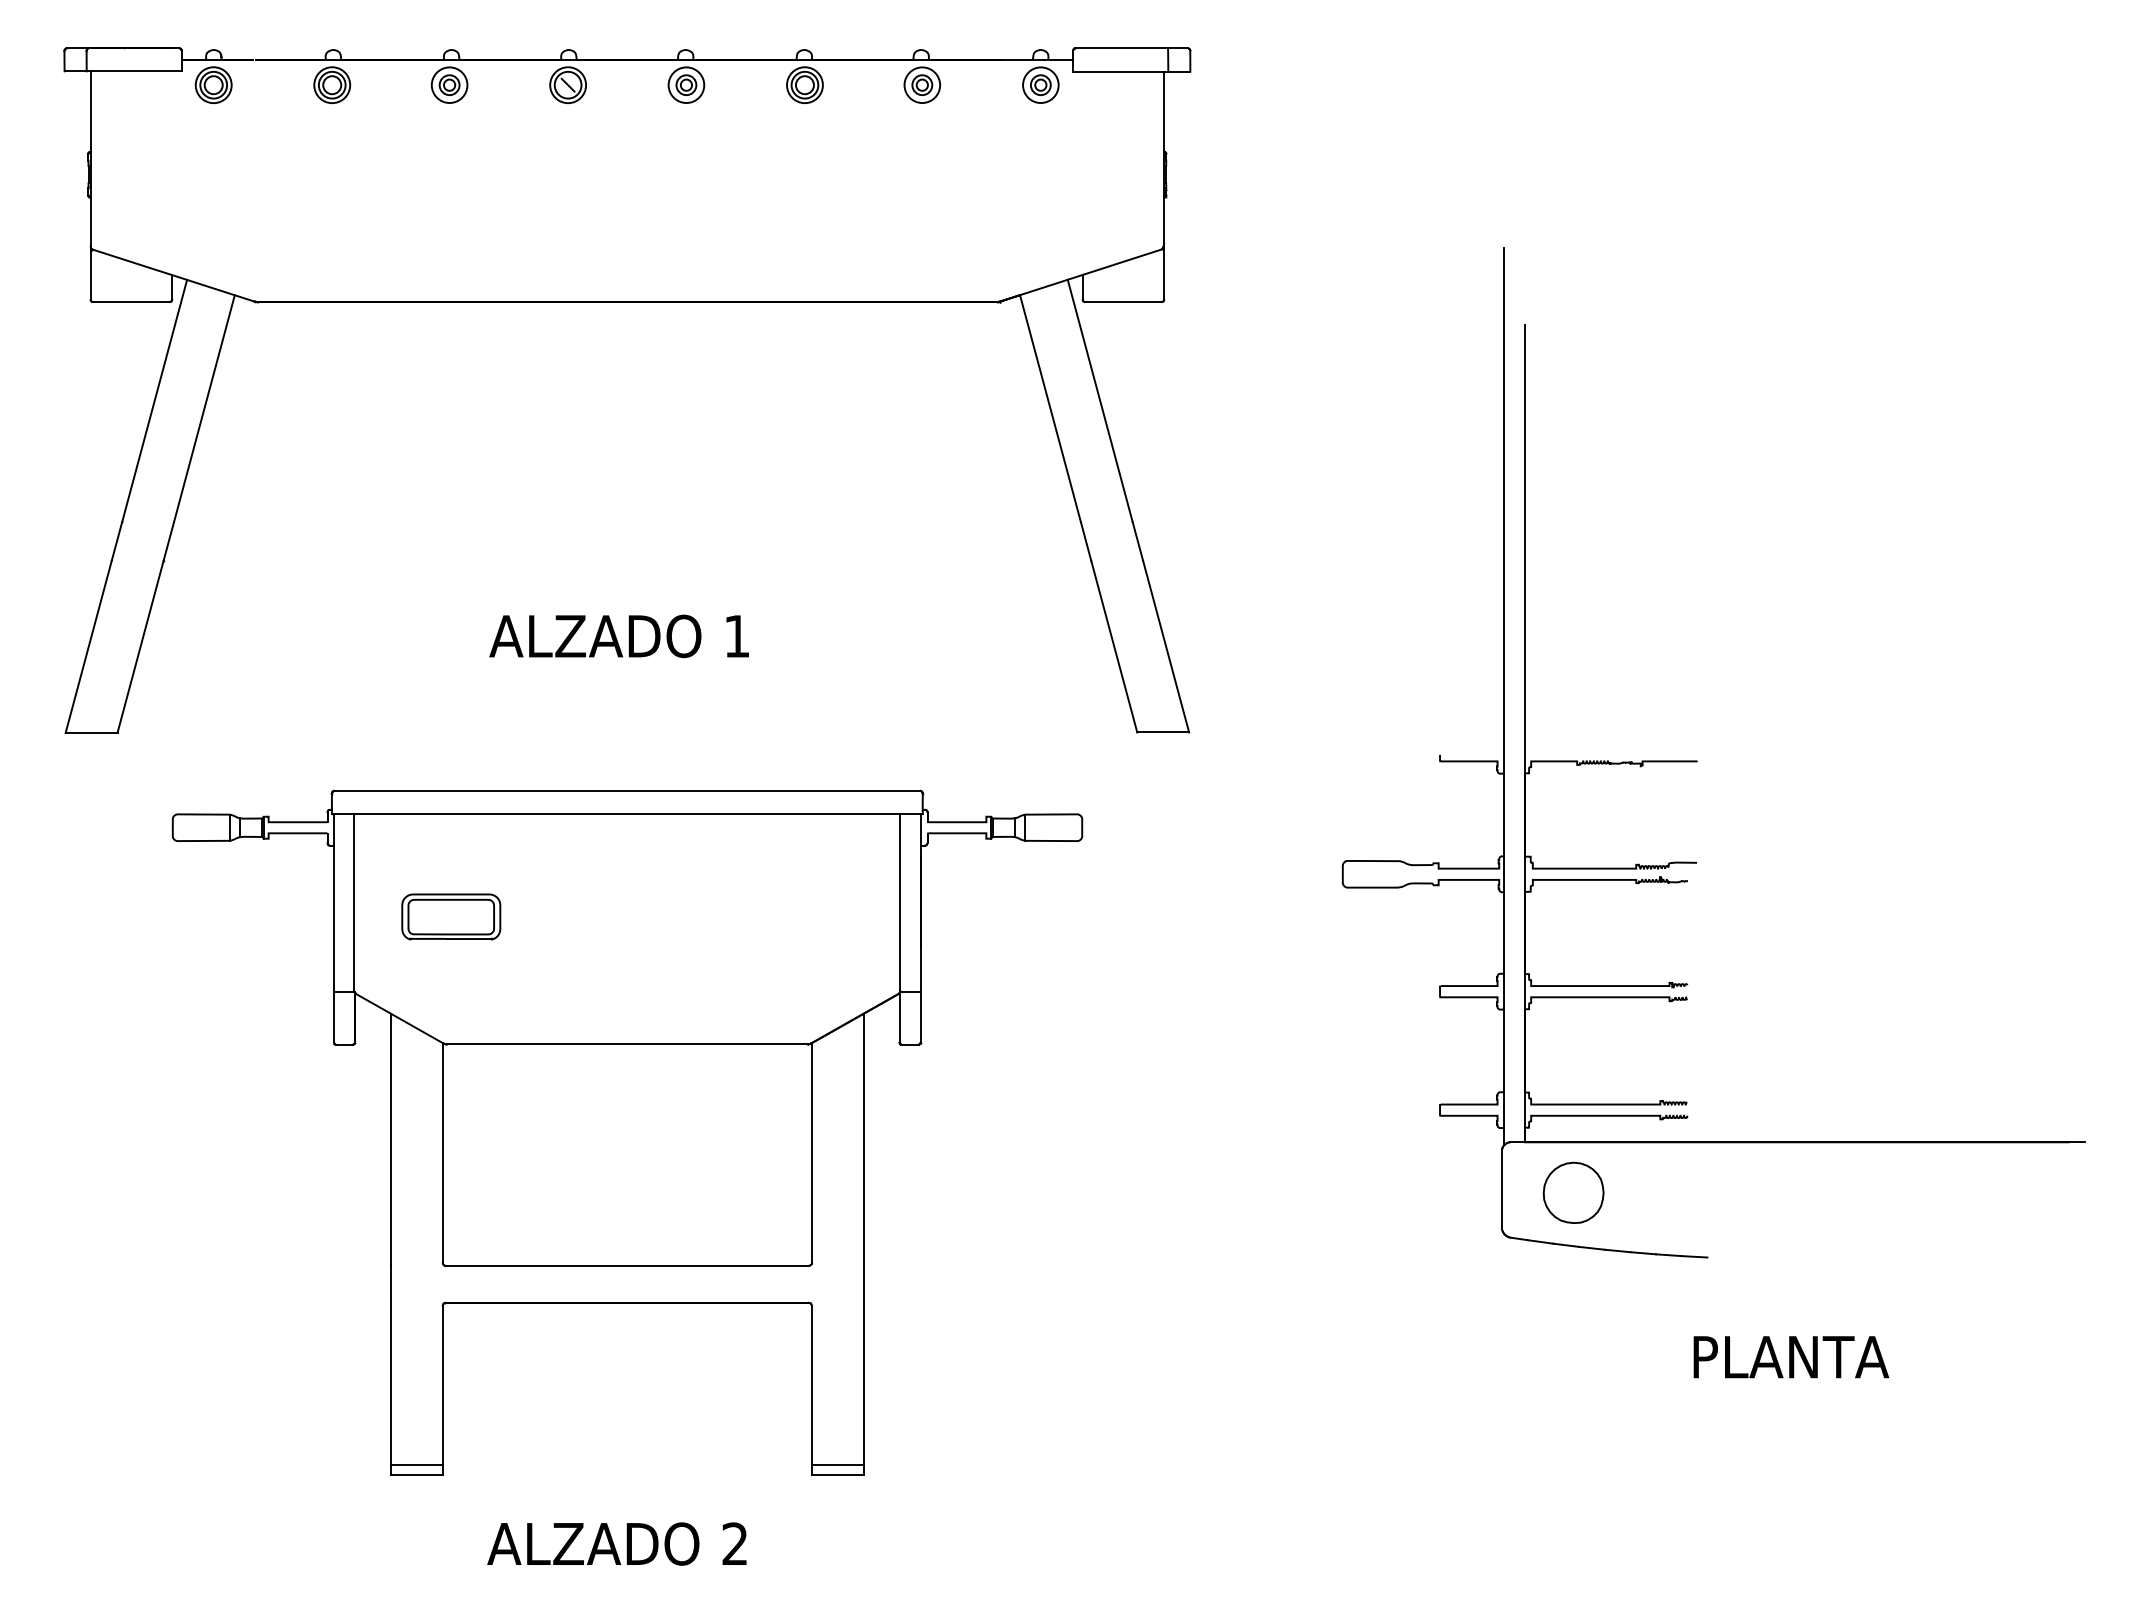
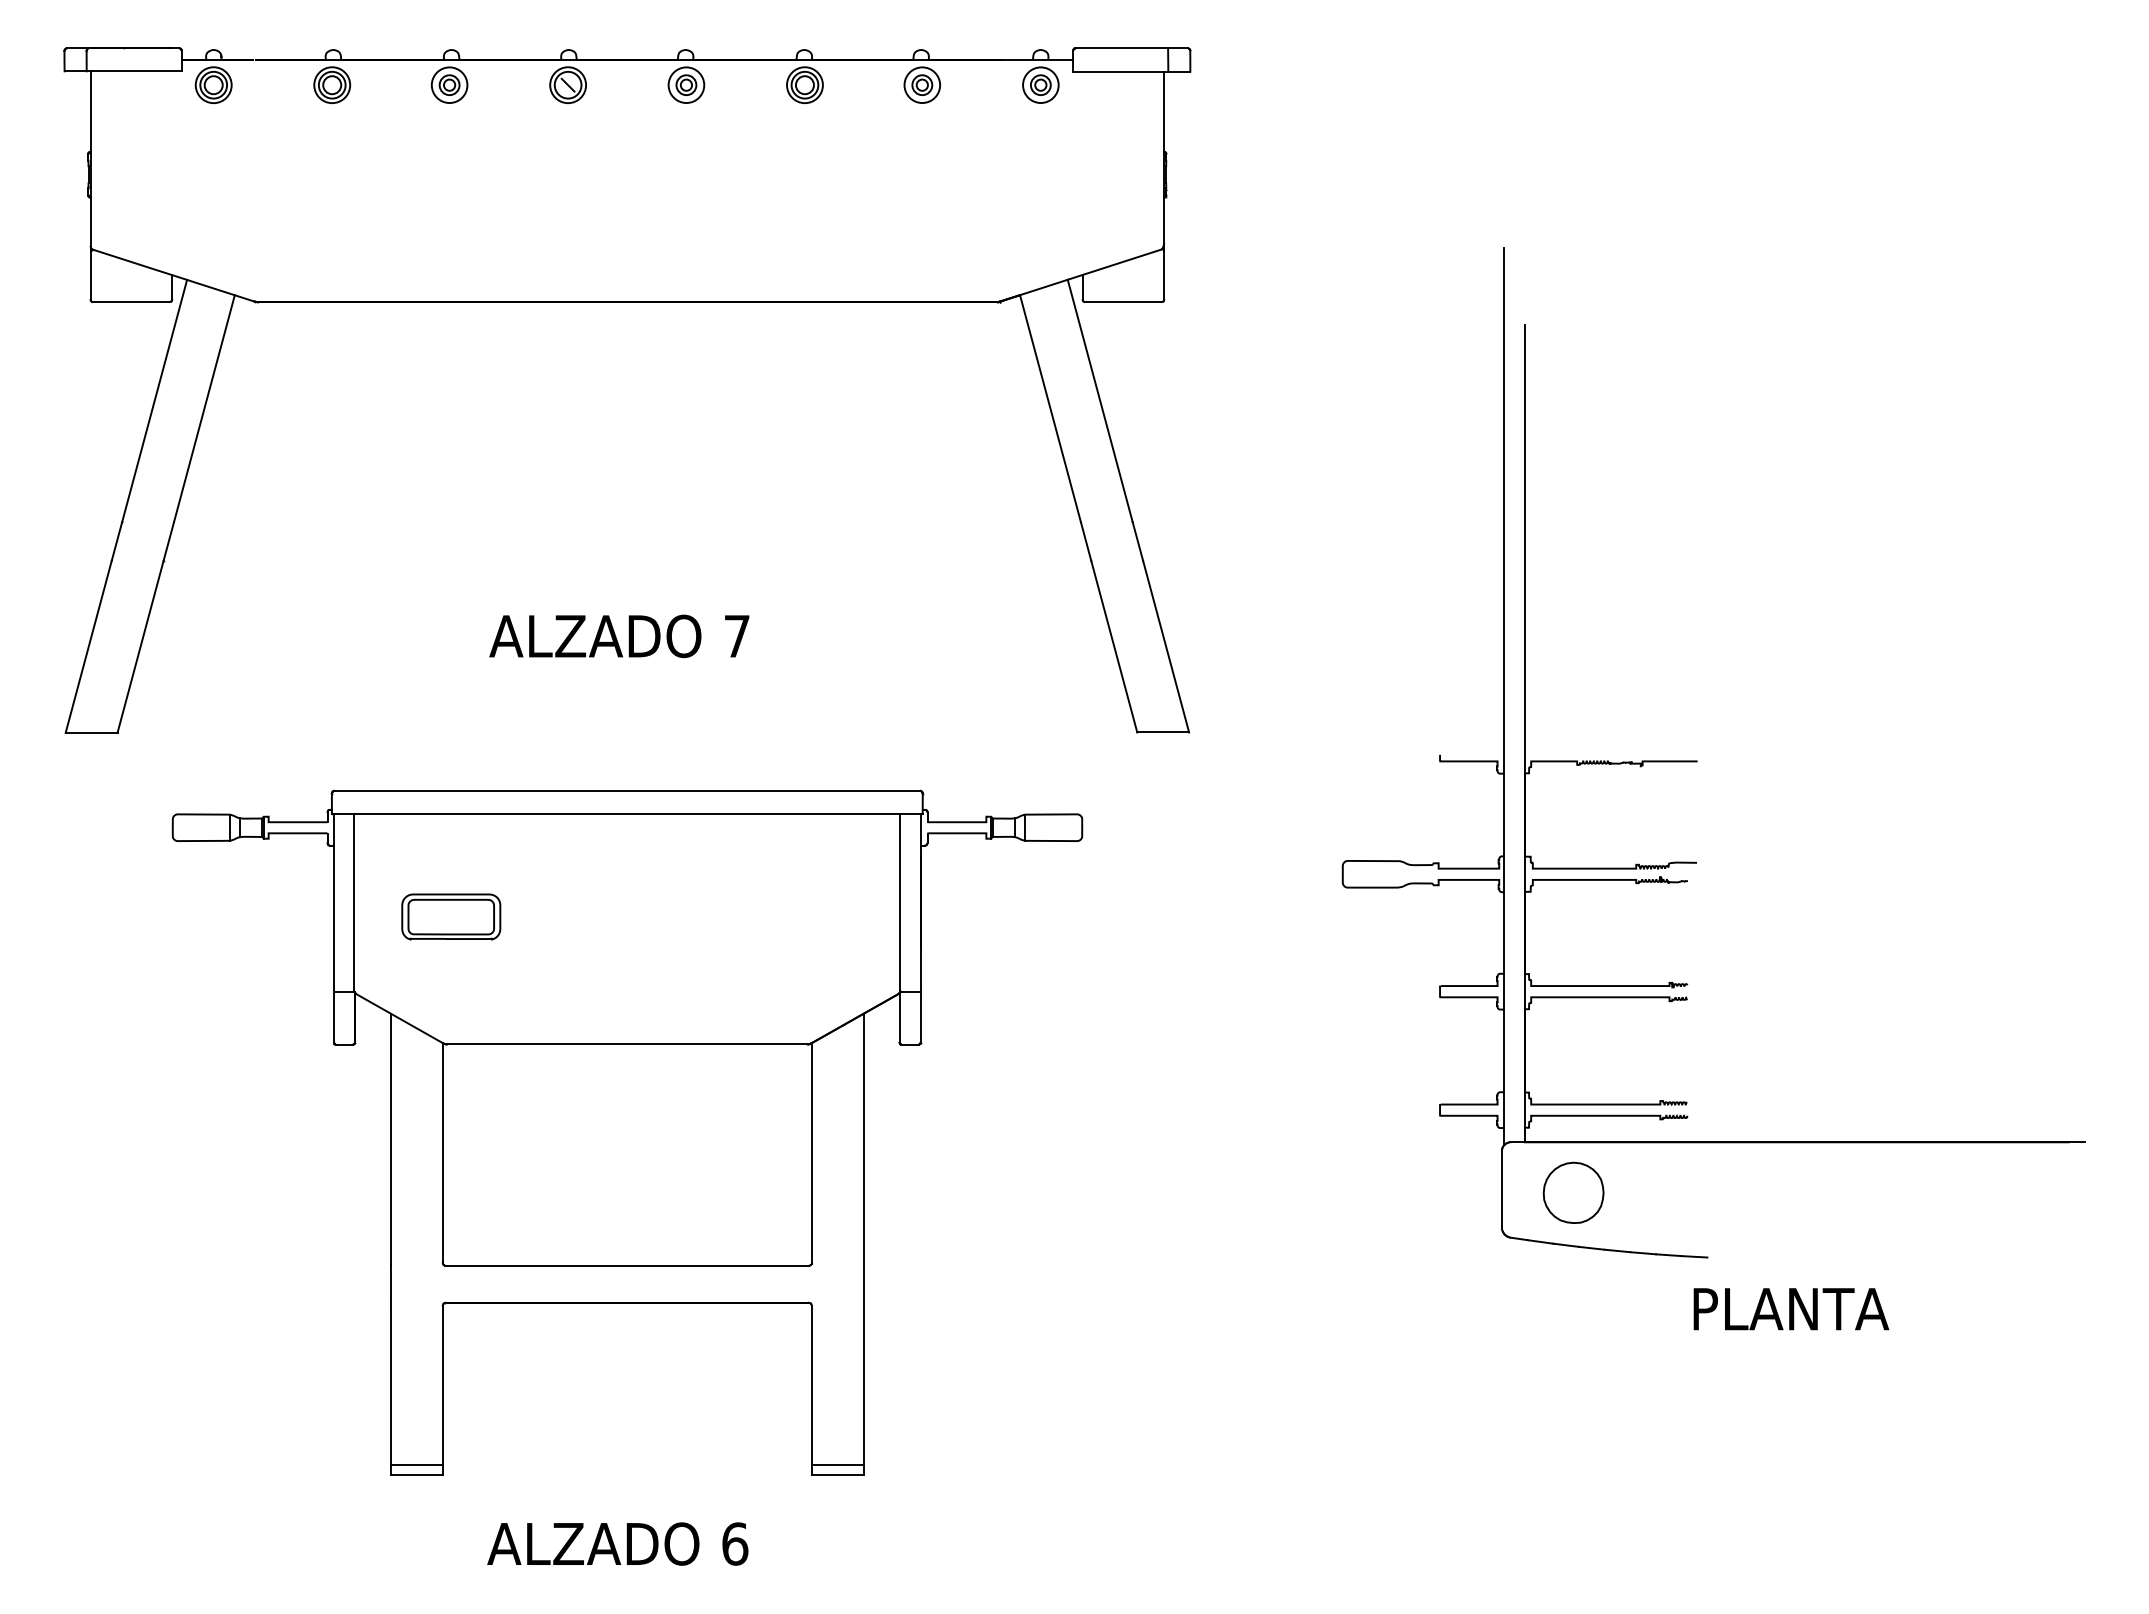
text: 1 -> 7 (737, 636)
text position: (1791, 1357) -> (1791, 1309) (1791, 1309)
text: 2 -> 6 (735, 1543)
